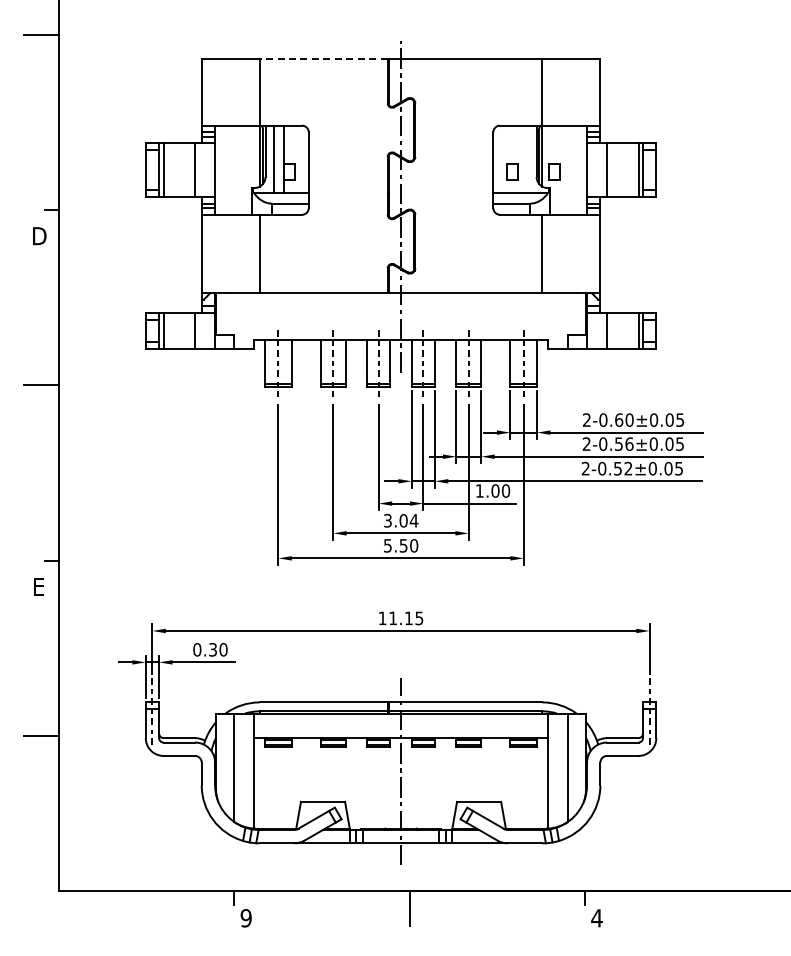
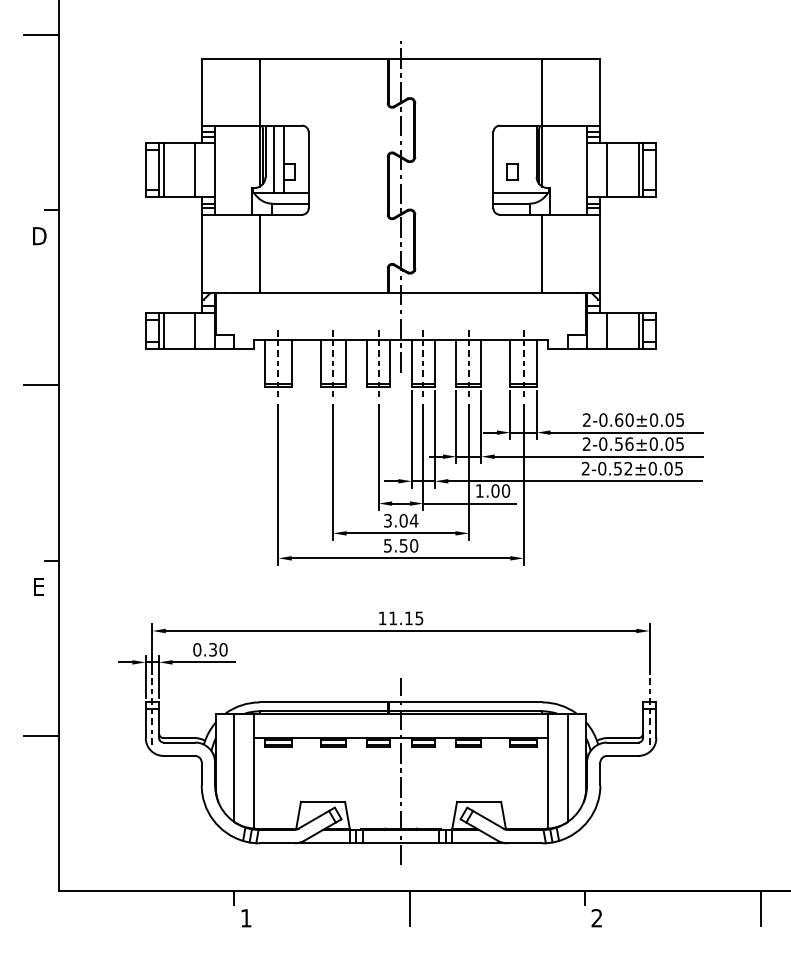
line: dashed -> solid (323, 58)
part: present -> none (554, 171)
line: none -> present (760, 907)
text: 9 -> 1 (245, 918)
text: 4 -> 2 (596, 918)
